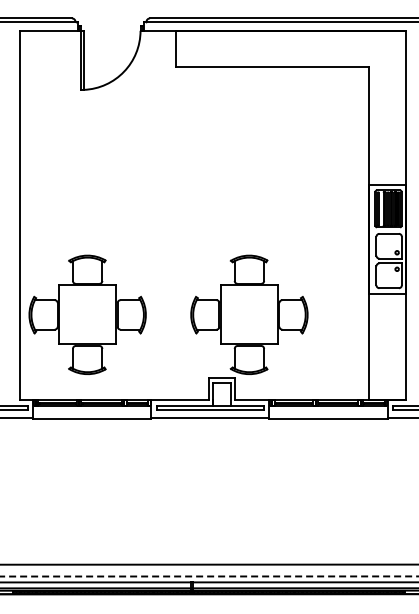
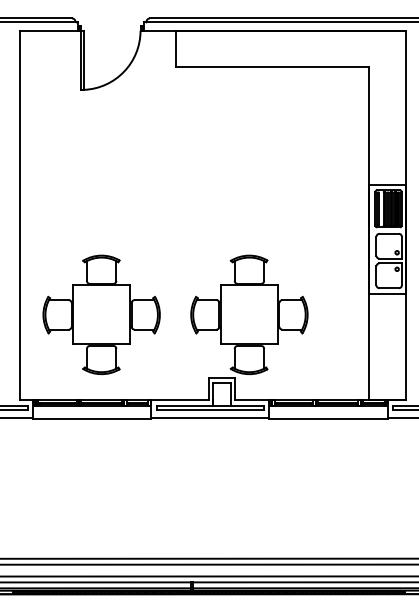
part position: (87, 314) -> (101, 314) (101, 314)
line: none -> present (208, 558)
line: dashed -> solid (209, 576)
